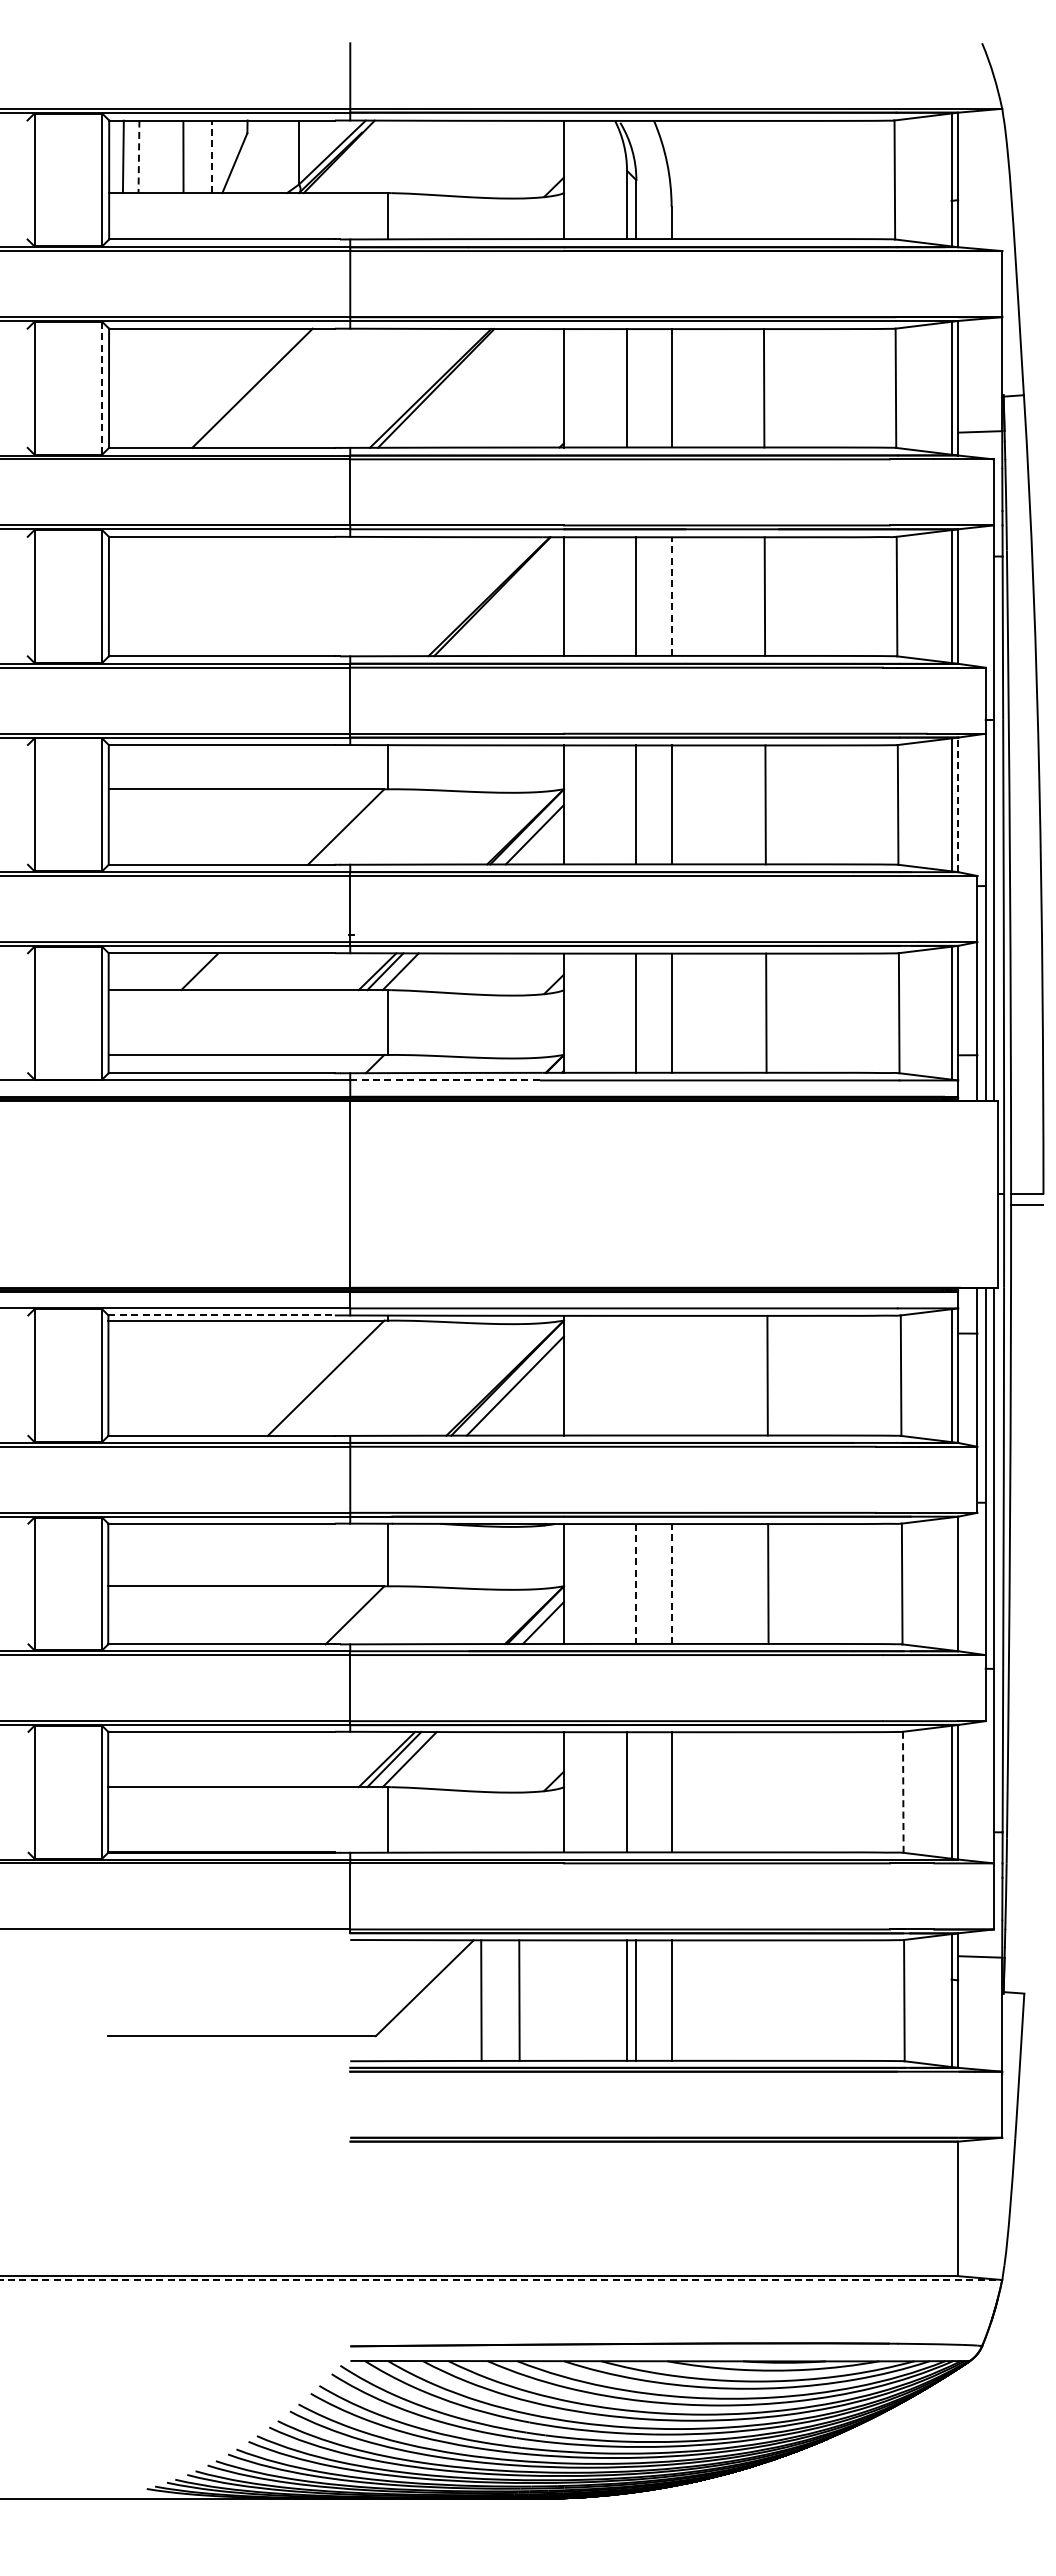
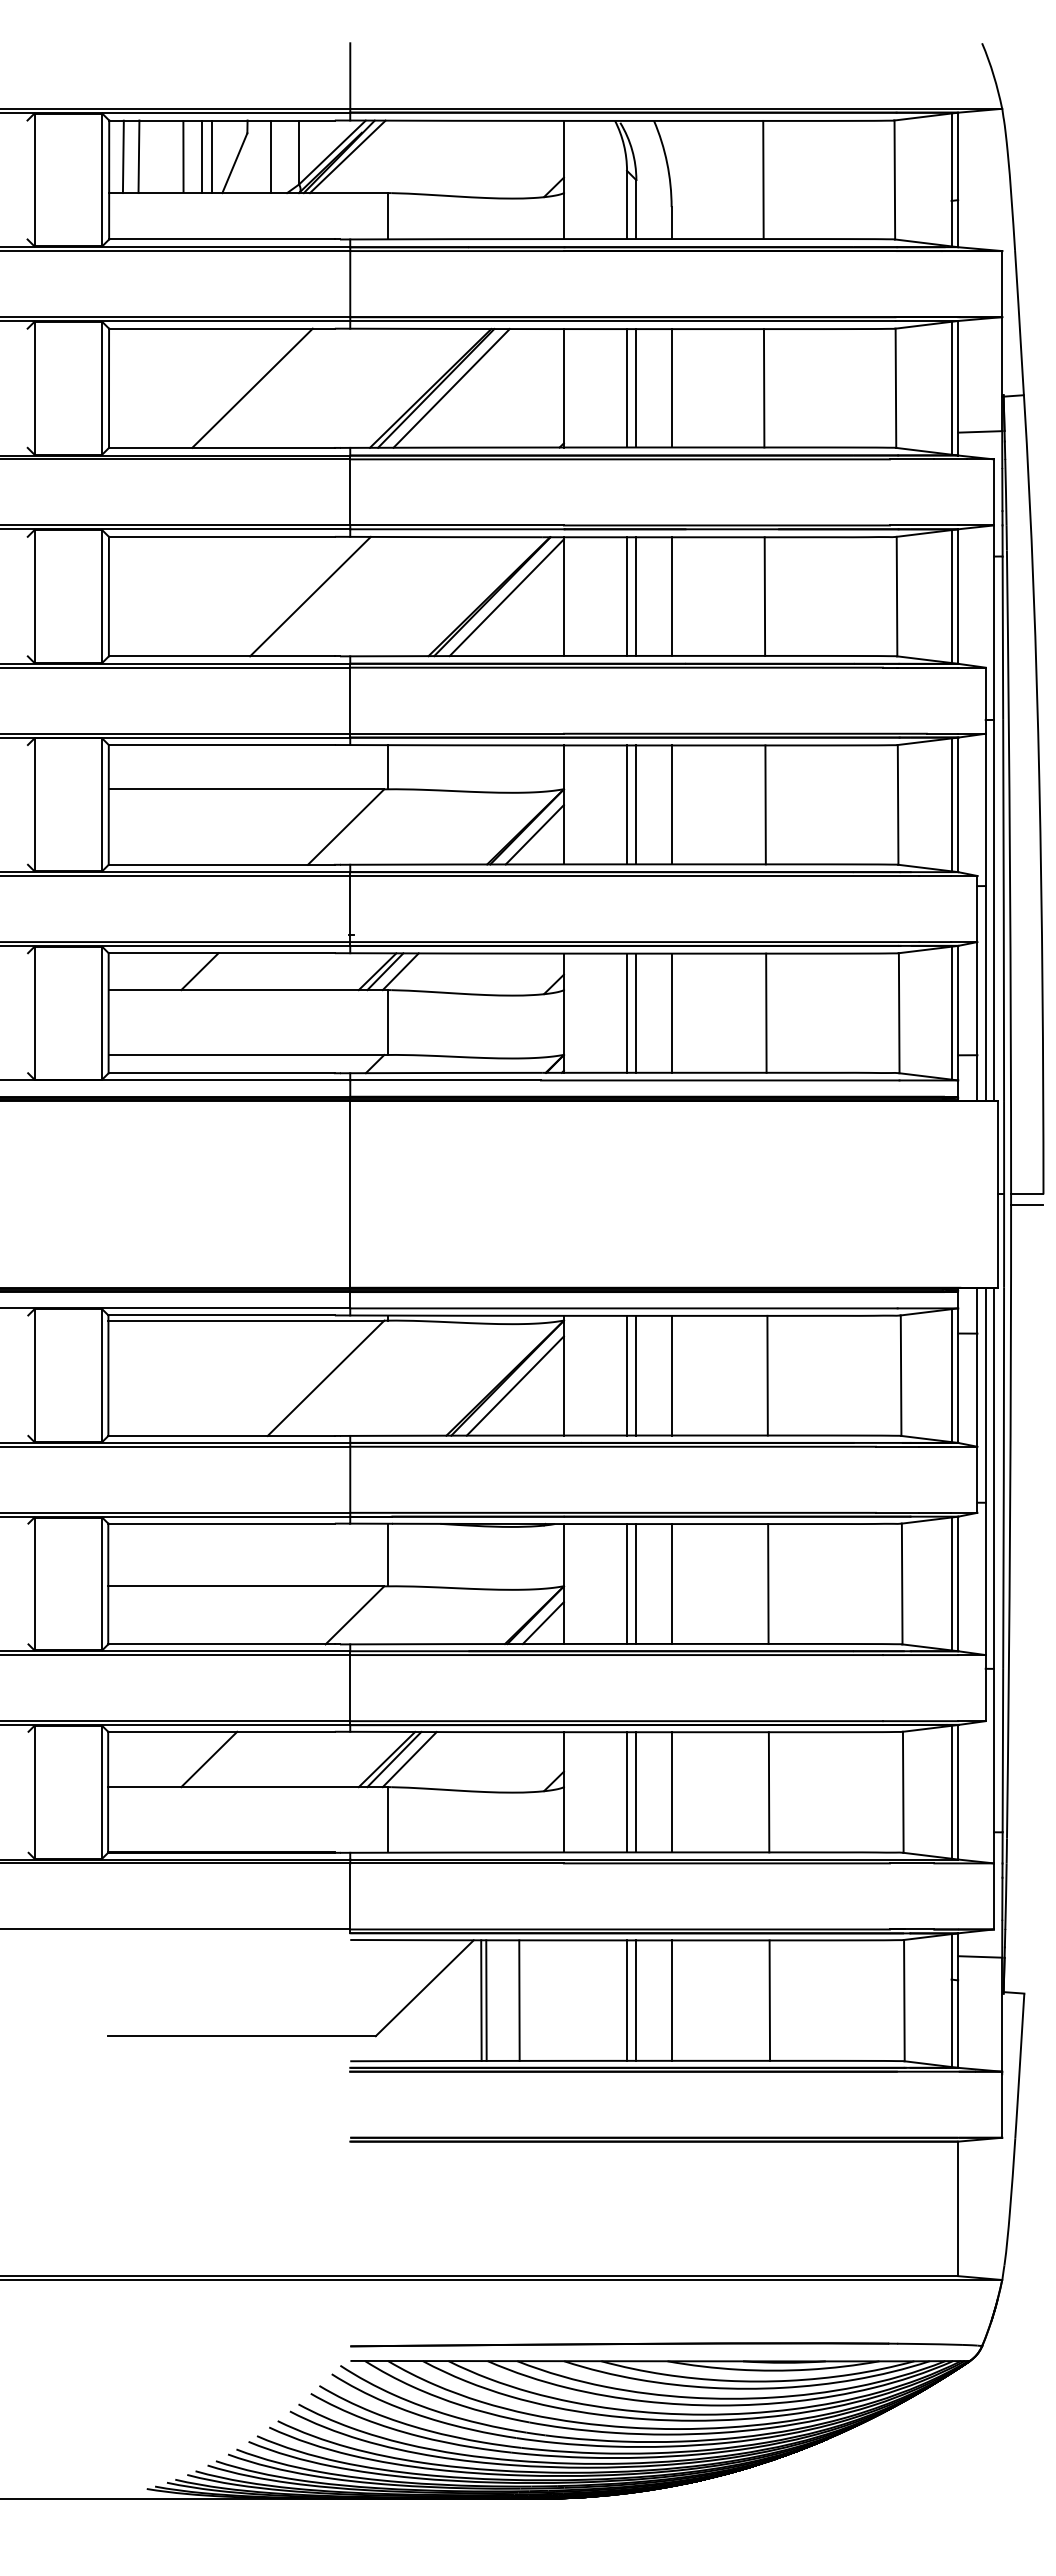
line: none -> present (202, 156)
line: dashed -> solid (211, 156)
line: none -> present (270, 156)
line: none -> present (347, 156)
line: dashed -> solid (138, 157)
line: none -> present (763, 179)
line: dashed -> solid (102, 388)
line: none -> present (451, 388)
line: none -> present (636, 388)
line: none -> present (310, 596)
line: none -> present (627, 596)
line: dashed -> solid (671, 596)
line: none -> present (506, 597)
line: none -> present (627, 804)
line: dashed -> solid (958, 804)
line: none -> present (627, 1012)
line: dashed -> solid (446, 1080)
line: dashed -> solid (222, 1315)
line: none -> present (627, 1375)
line: none -> present (636, 1375)
line: none -> present (671, 1375)
line: none -> present (627, 1583)
line: none -> present (951, 1583)
line: dashed -> solid (636, 1584)
line: dashed -> solid (671, 1584)
line: none -> present (209, 1759)
line: none -> present (636, 1792)
line: none -> present (768, 1792)
line: dashed -> solid (903, 1792)
line: none -> present (486, 2000)
line: none -> present (769, 2000)
line: dashed -> solid (502, 2280)
